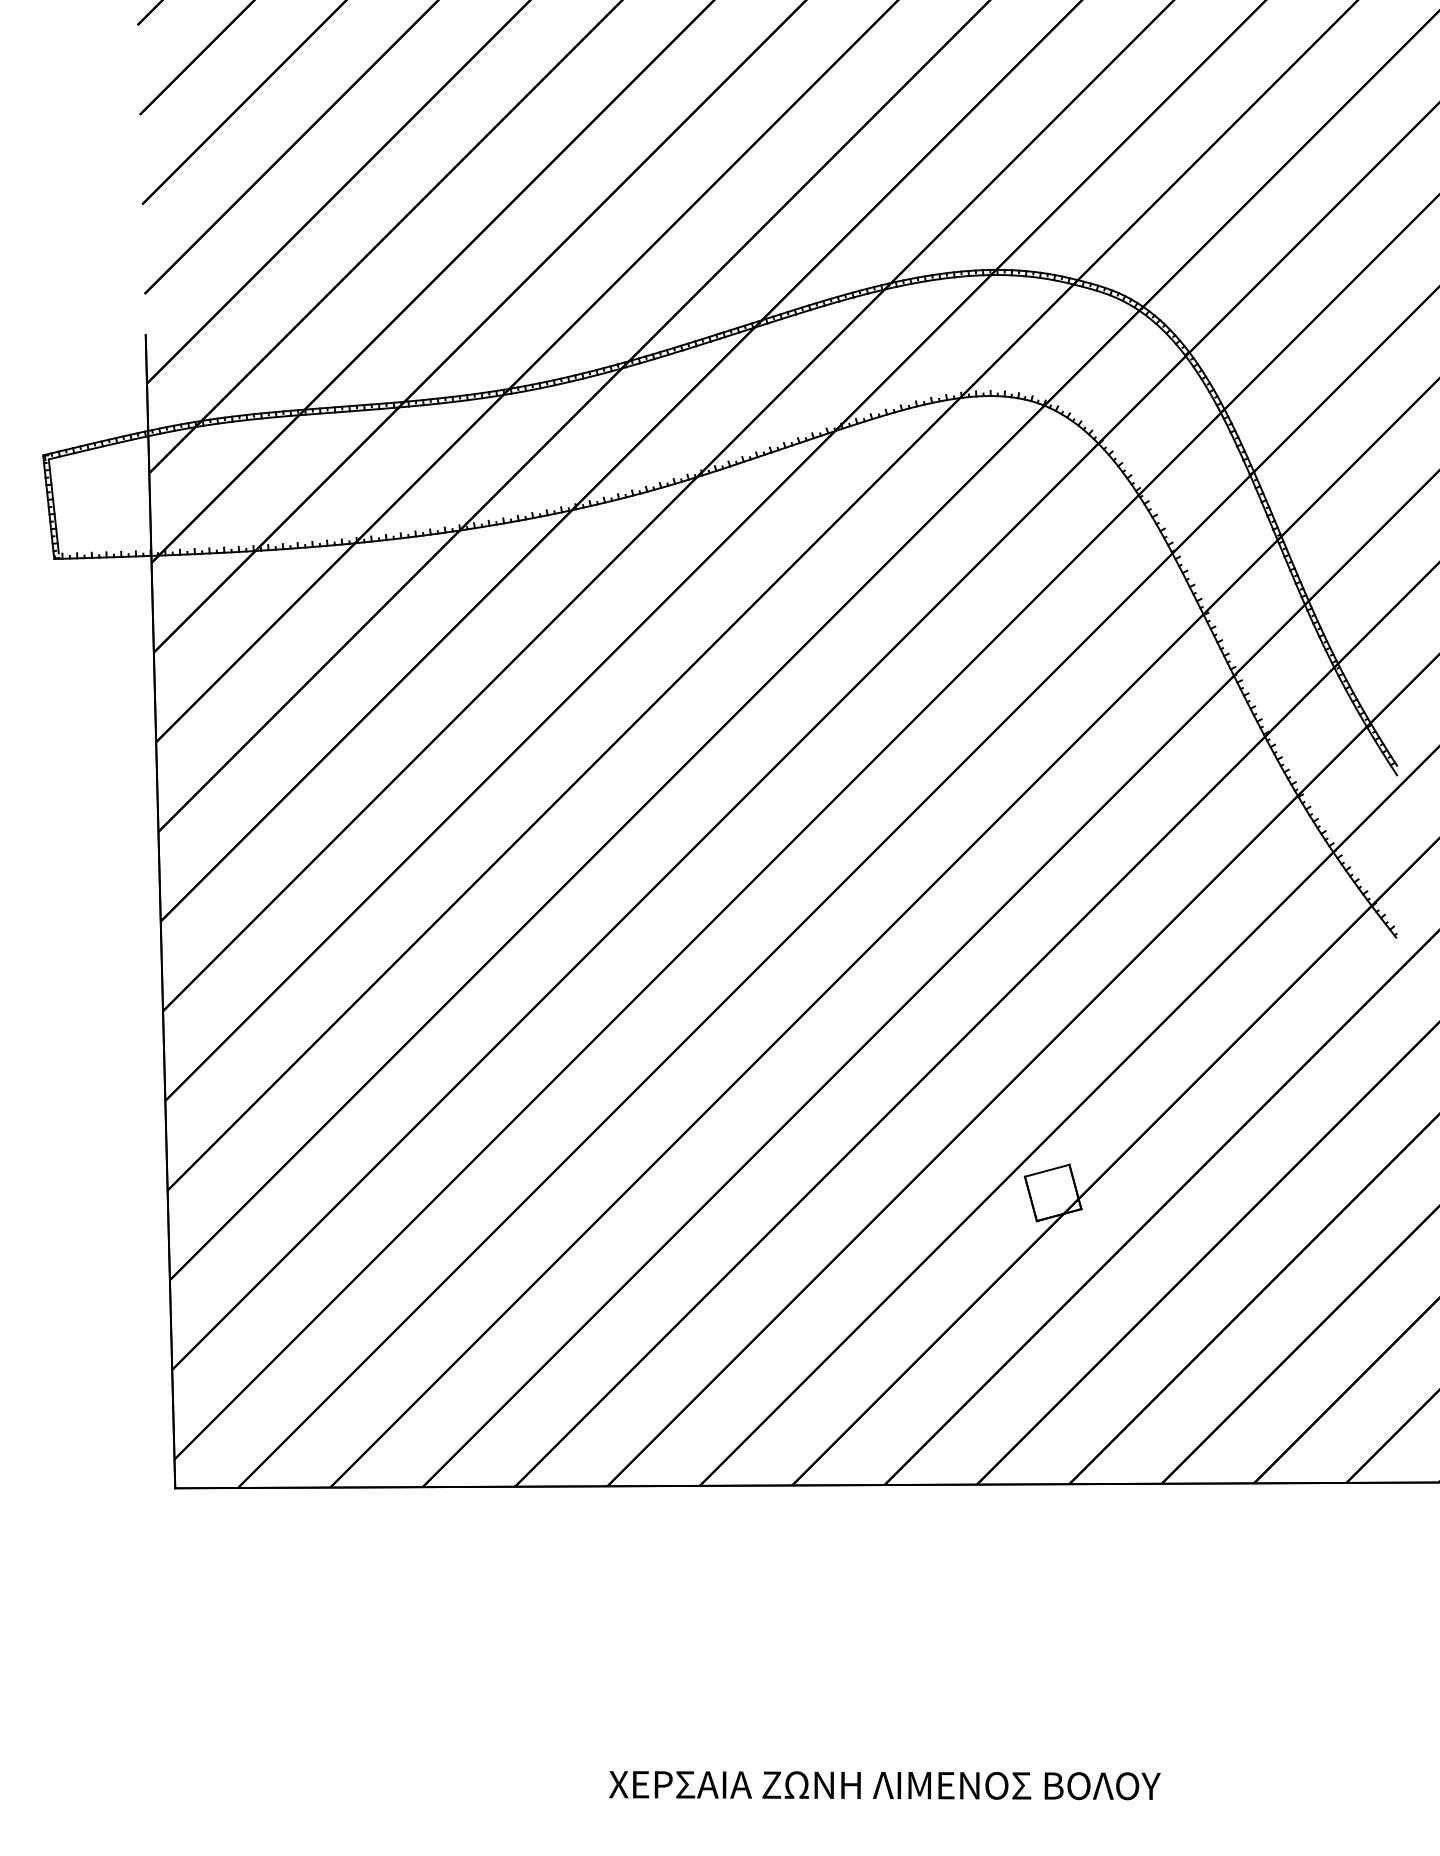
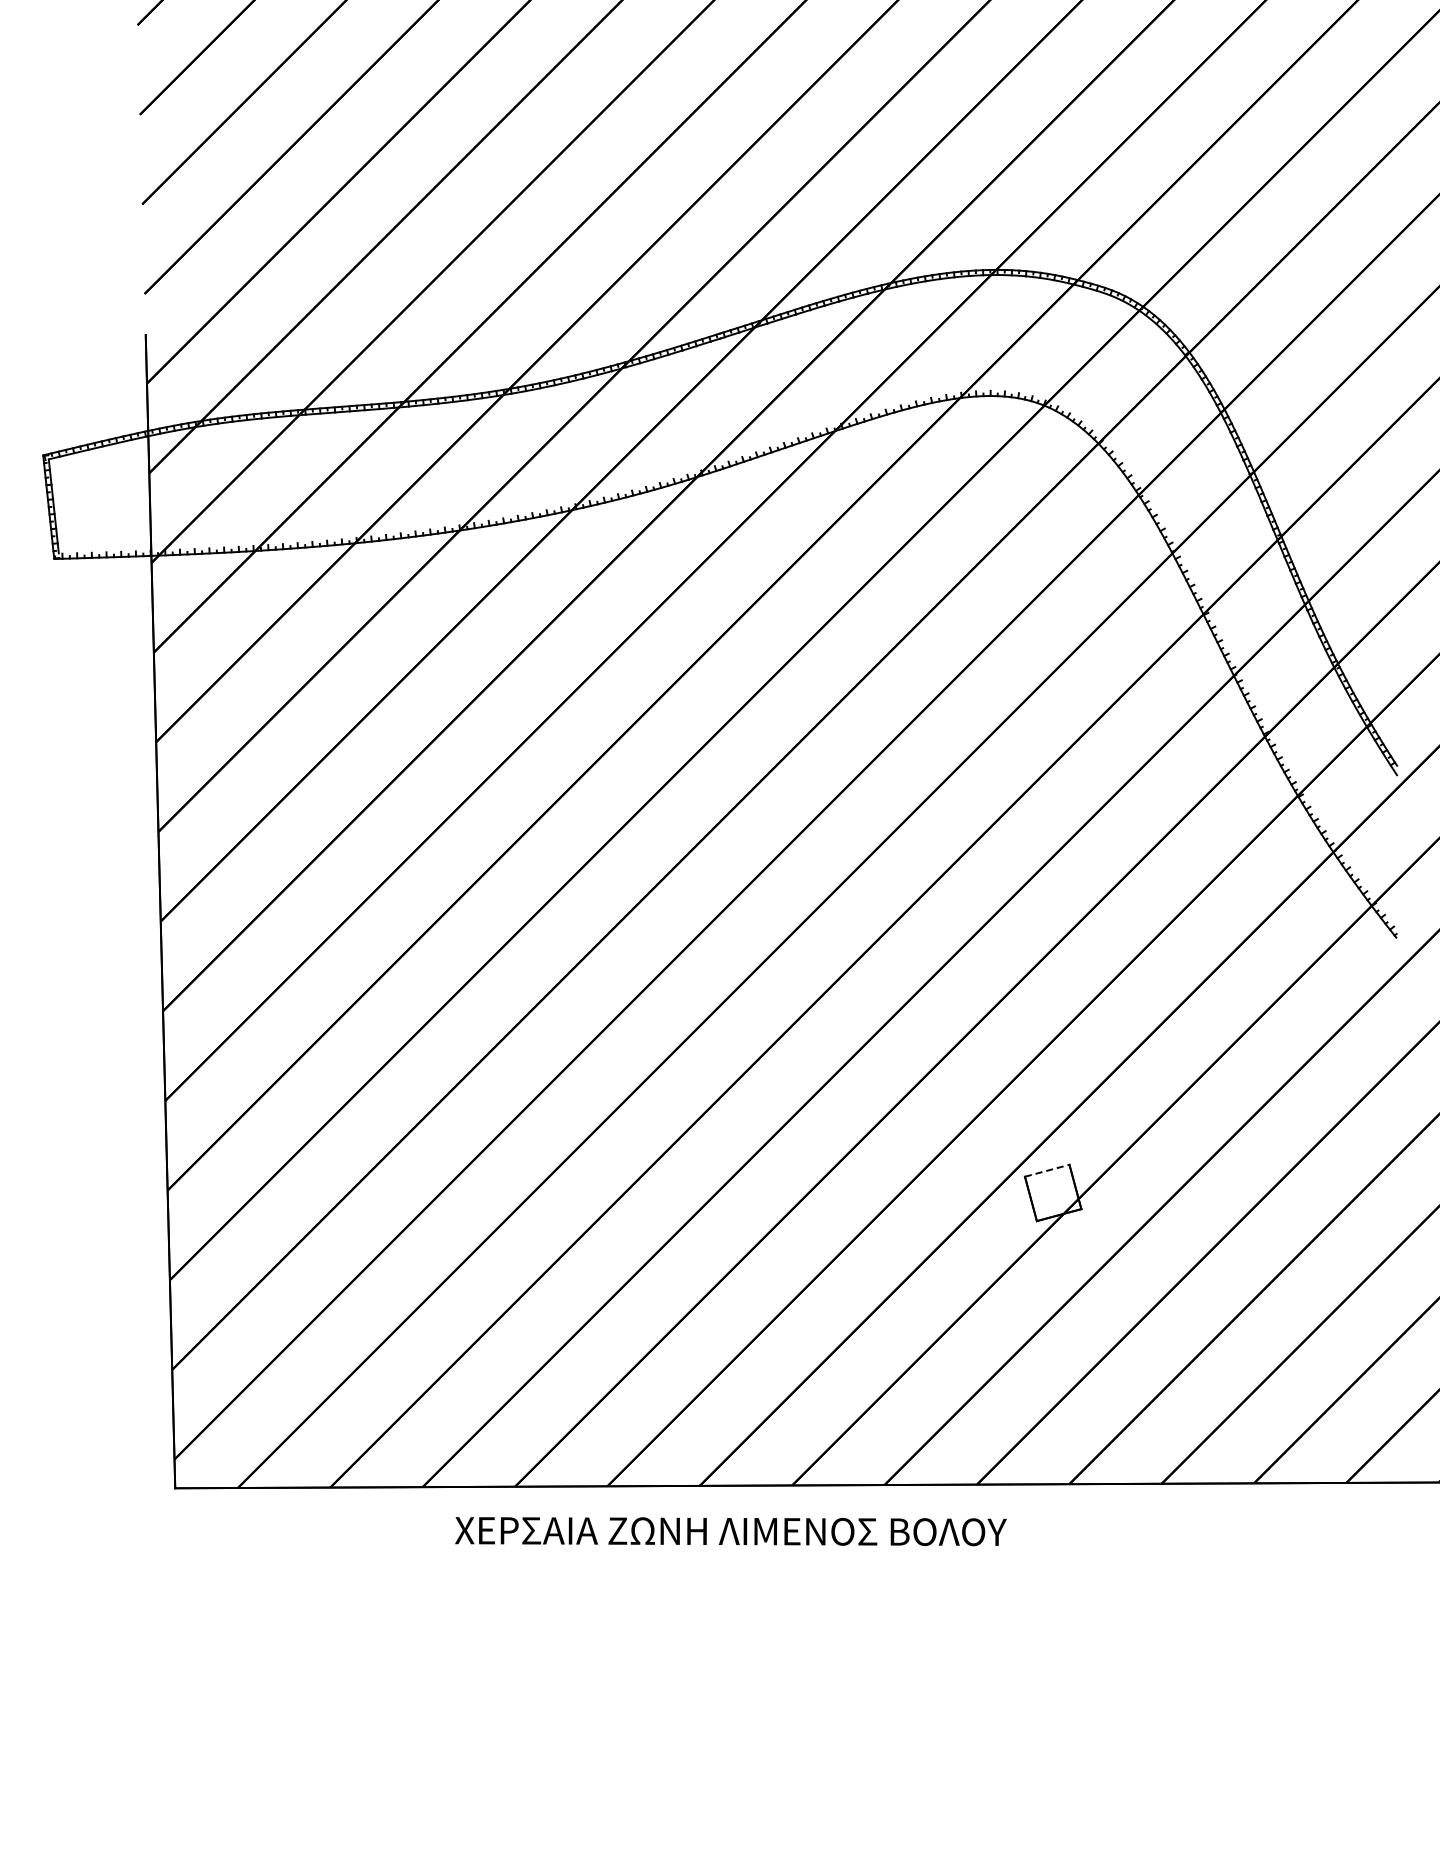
line: solid -> dashed (1047, 1170)
text position: (884, 1785) -> (730, 1531) (730, 1531)
